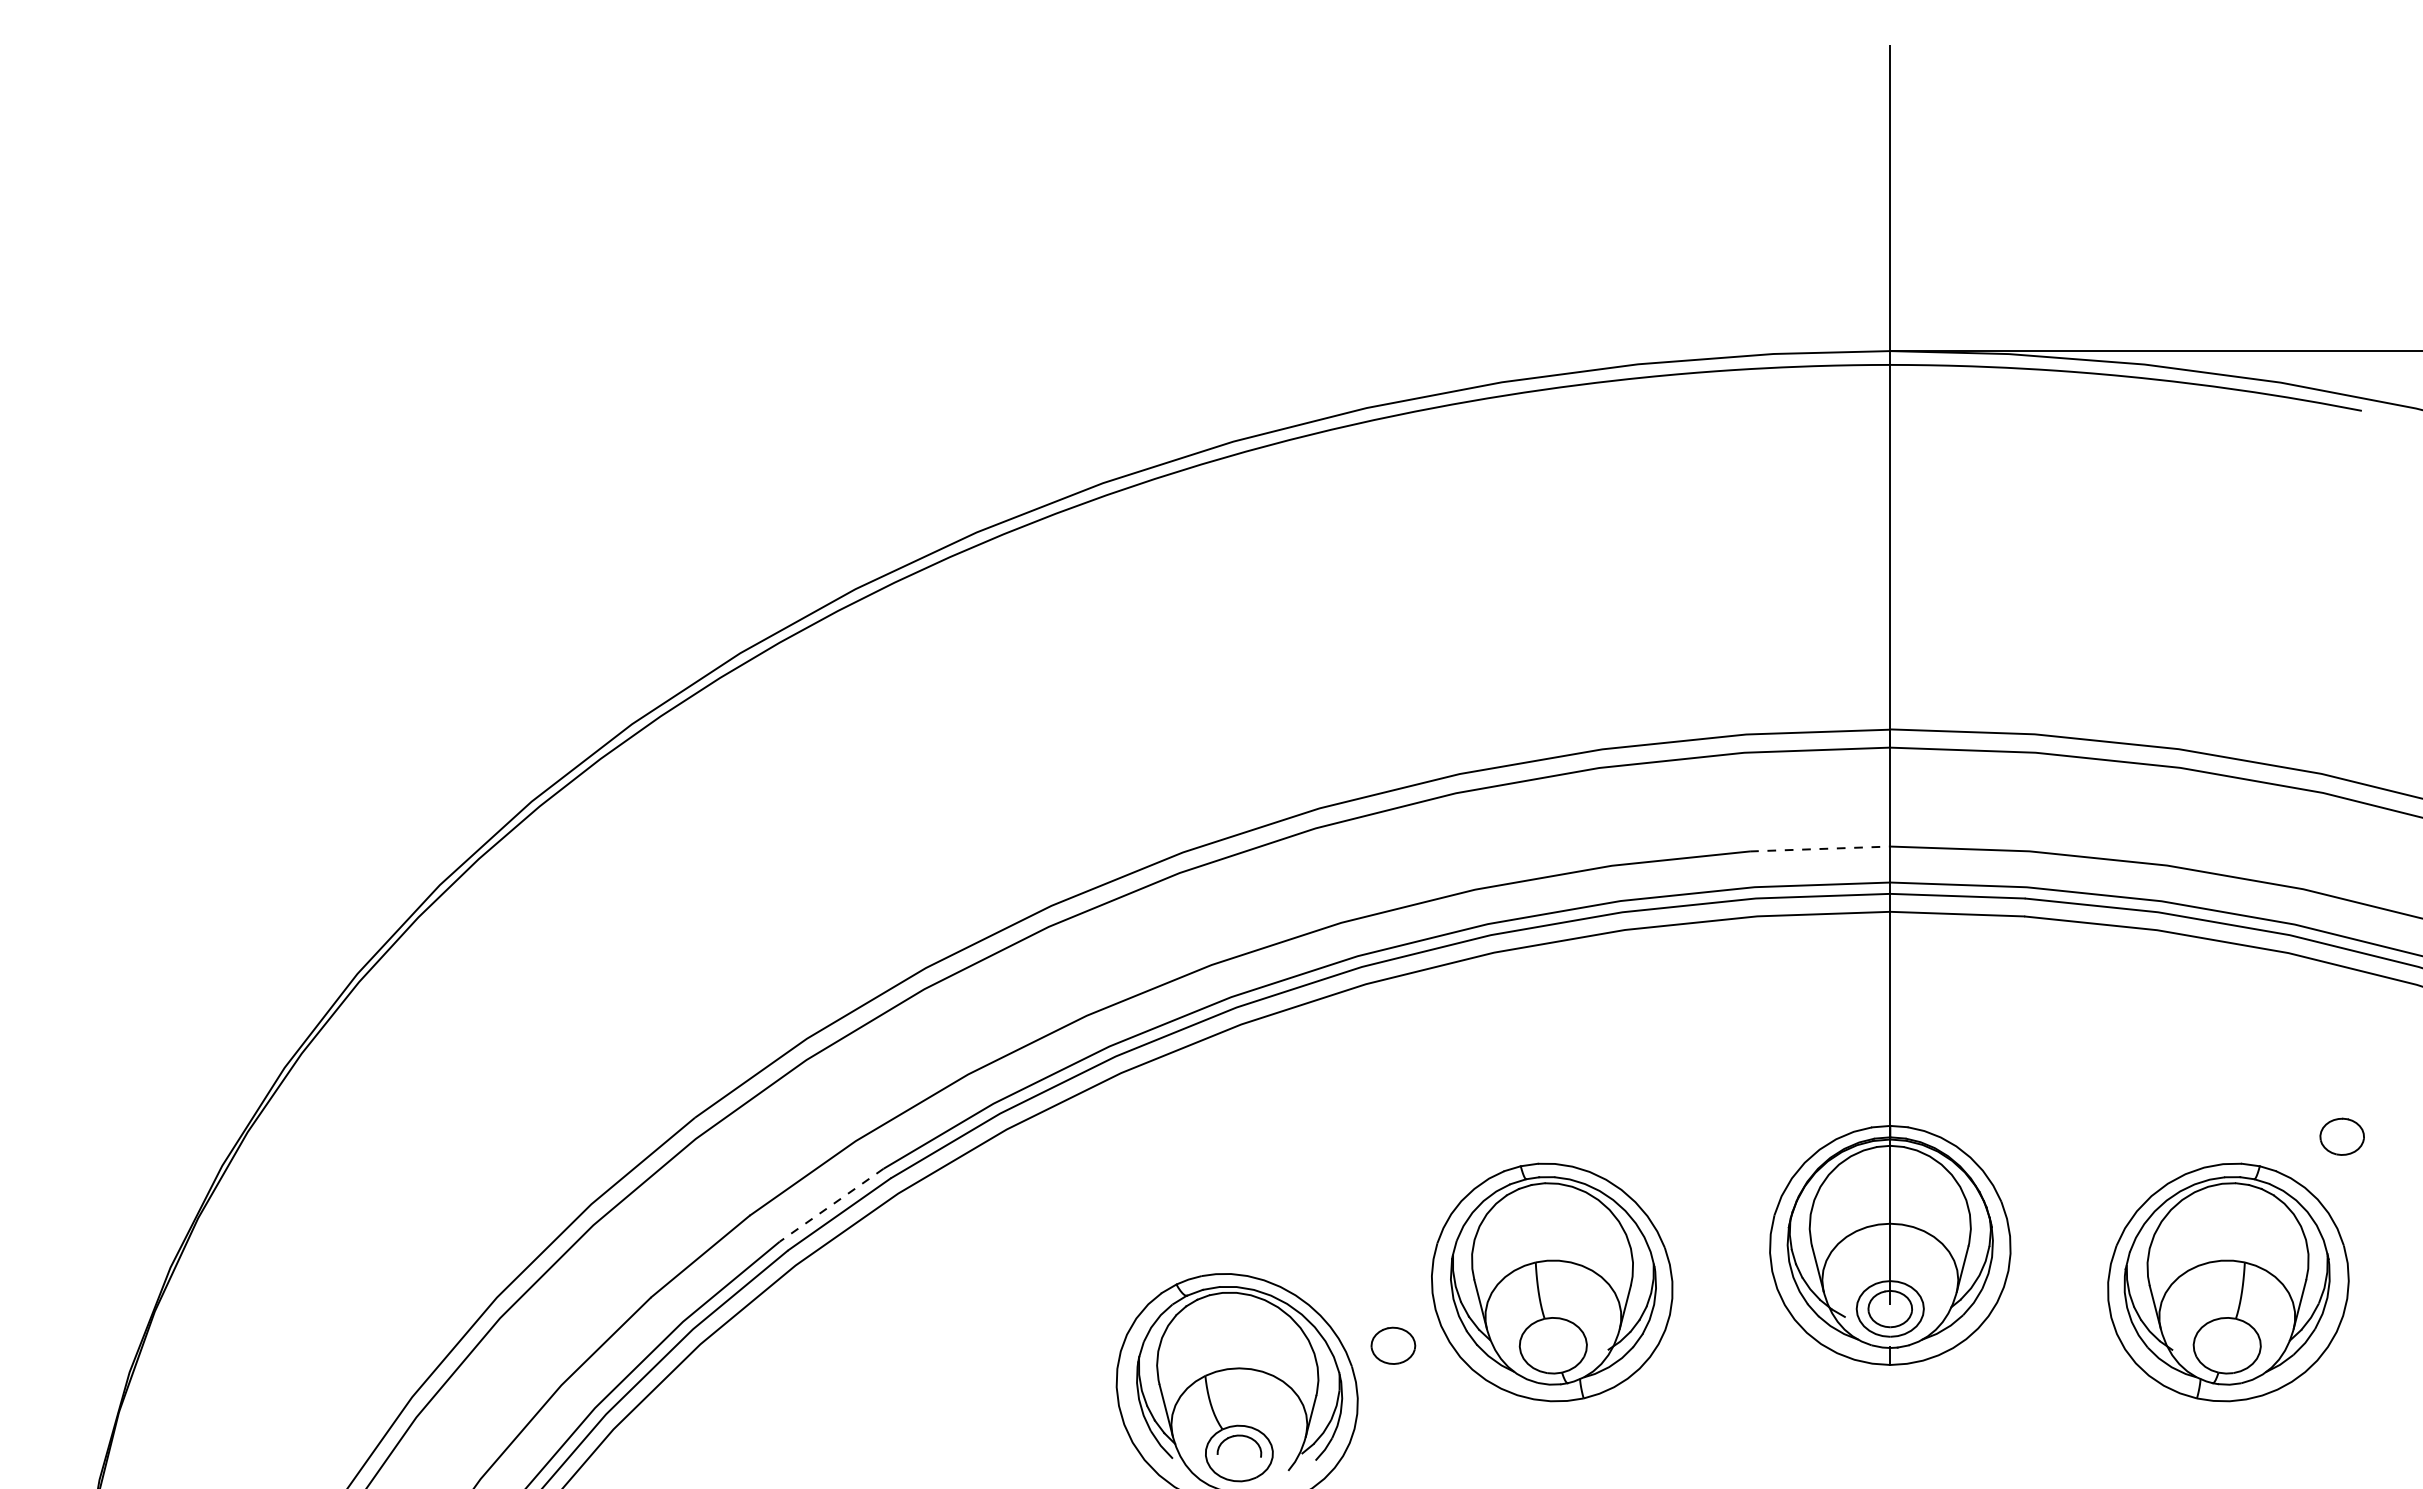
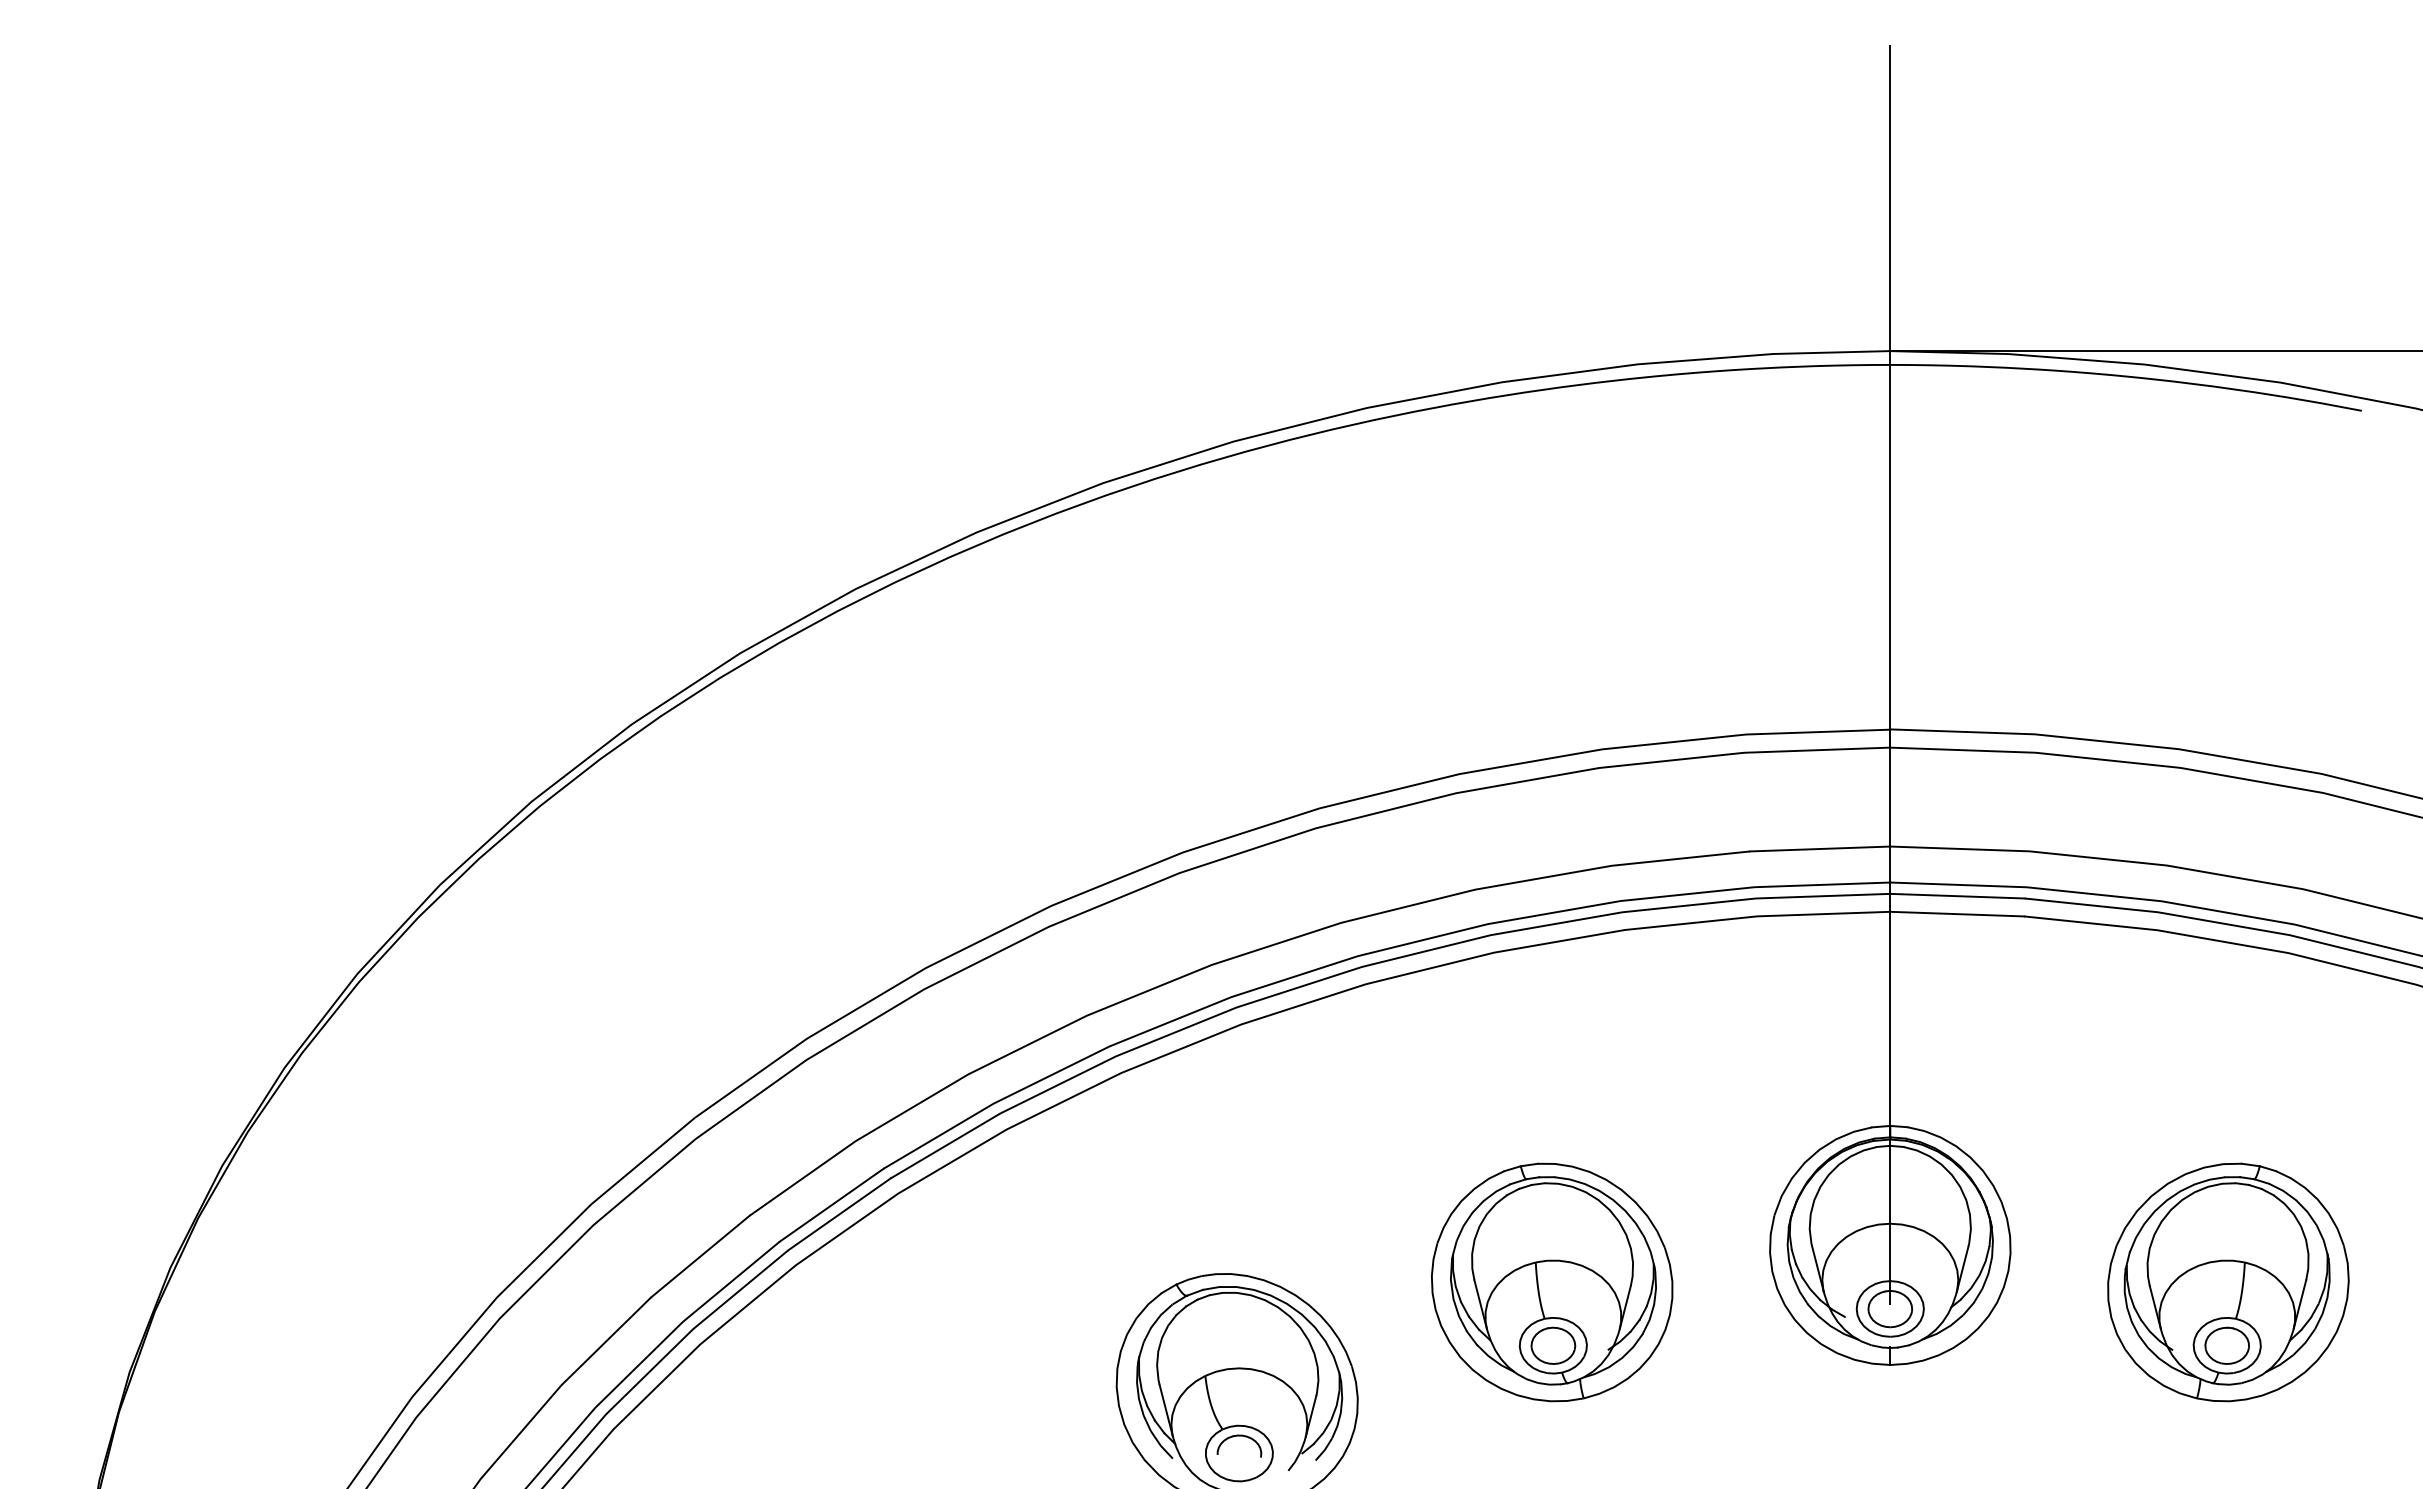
line: dashed -> solid (1820, 848)
part position: (2341, 1136) -> (2226, 1345) (2226, 1345)
line: dashed -> solid (831, 1205)
part position: (1393, 1345) -> (1553, 1345) (1553, 1345)
